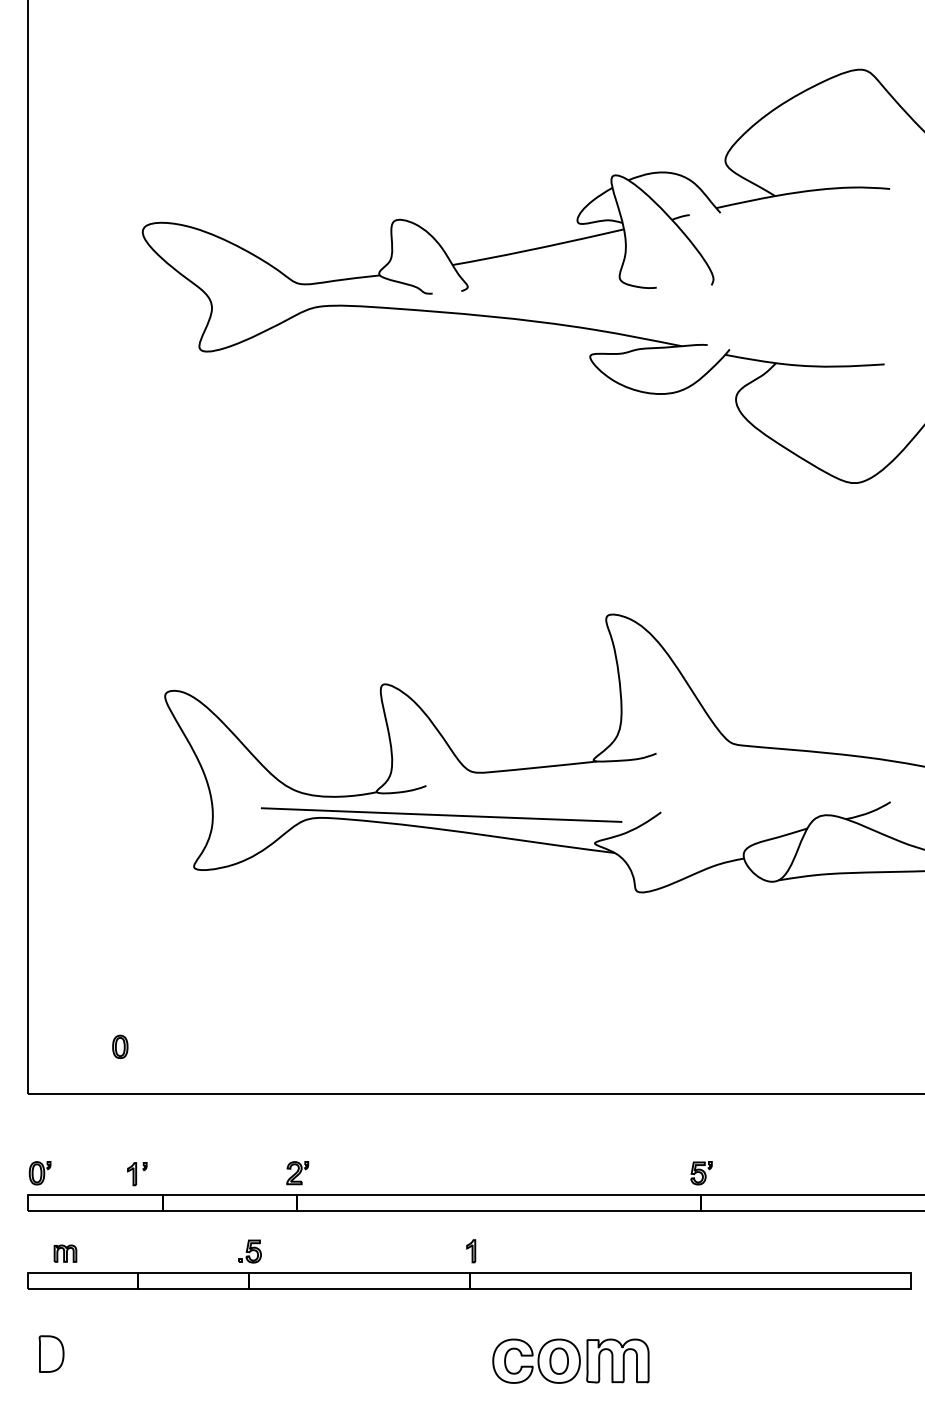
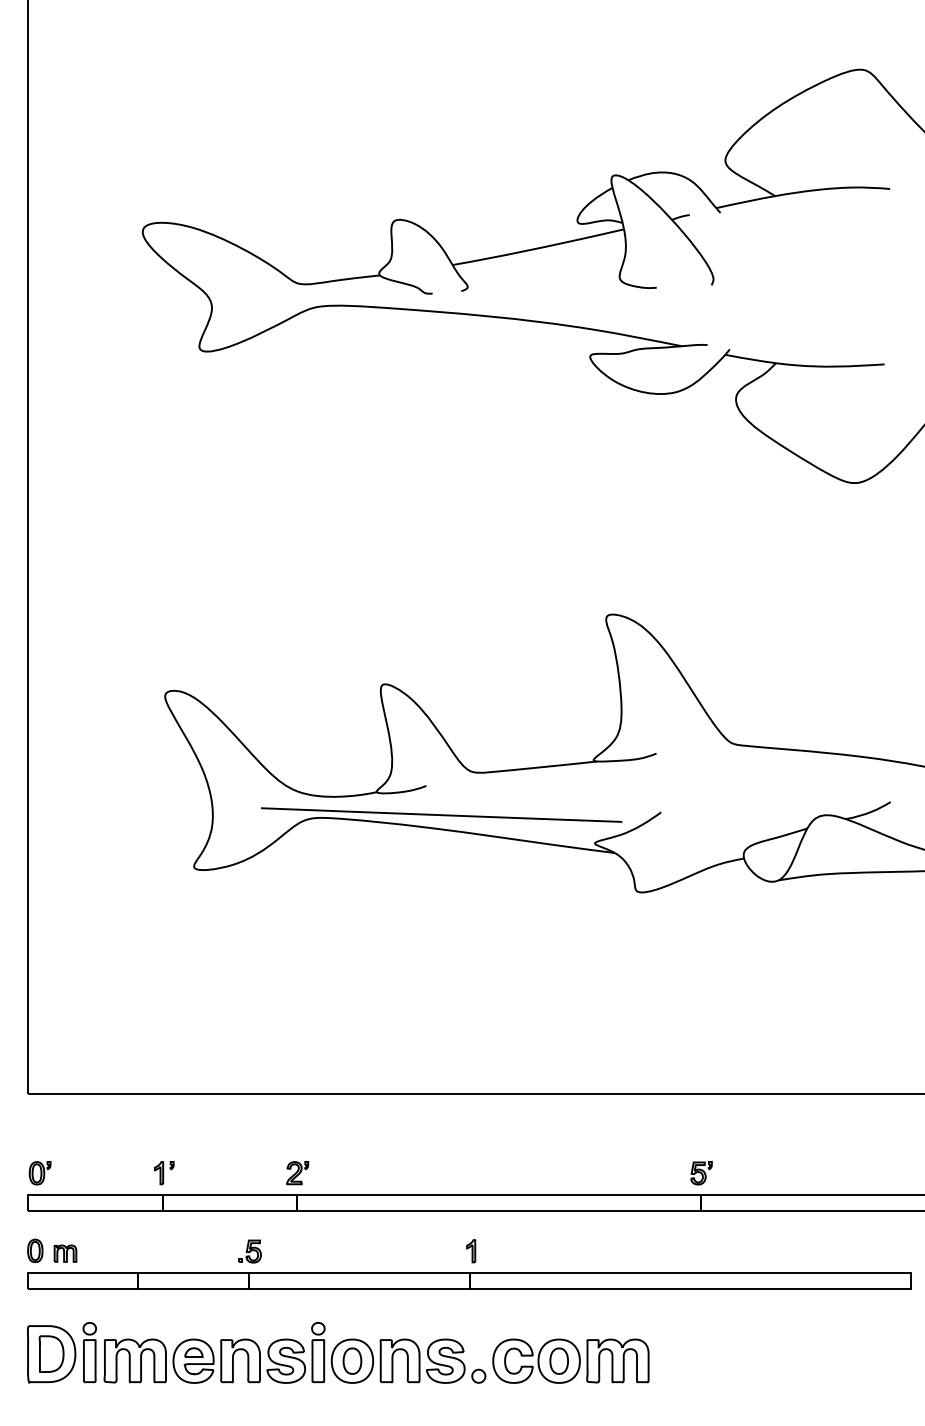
part position: (120, 1046) -> (35, 1250) (35, 1250)
part position: (137, 1174) -> (164, 1173) (164, 1173)
part: none -> present (256, 1352)
